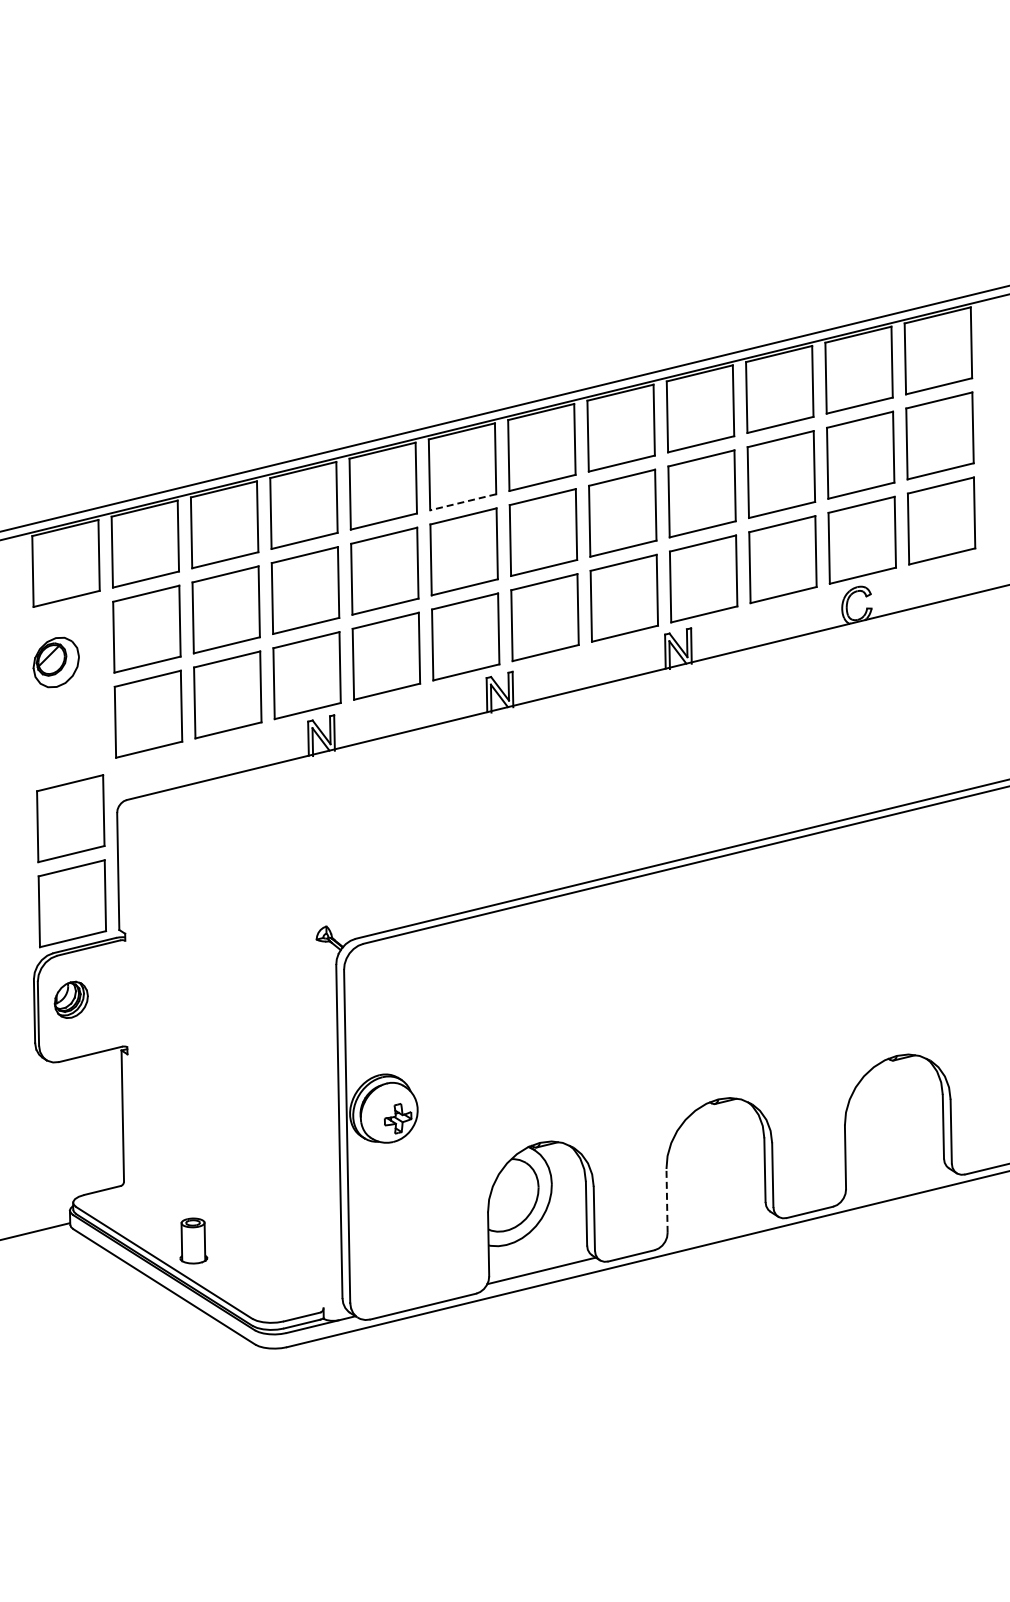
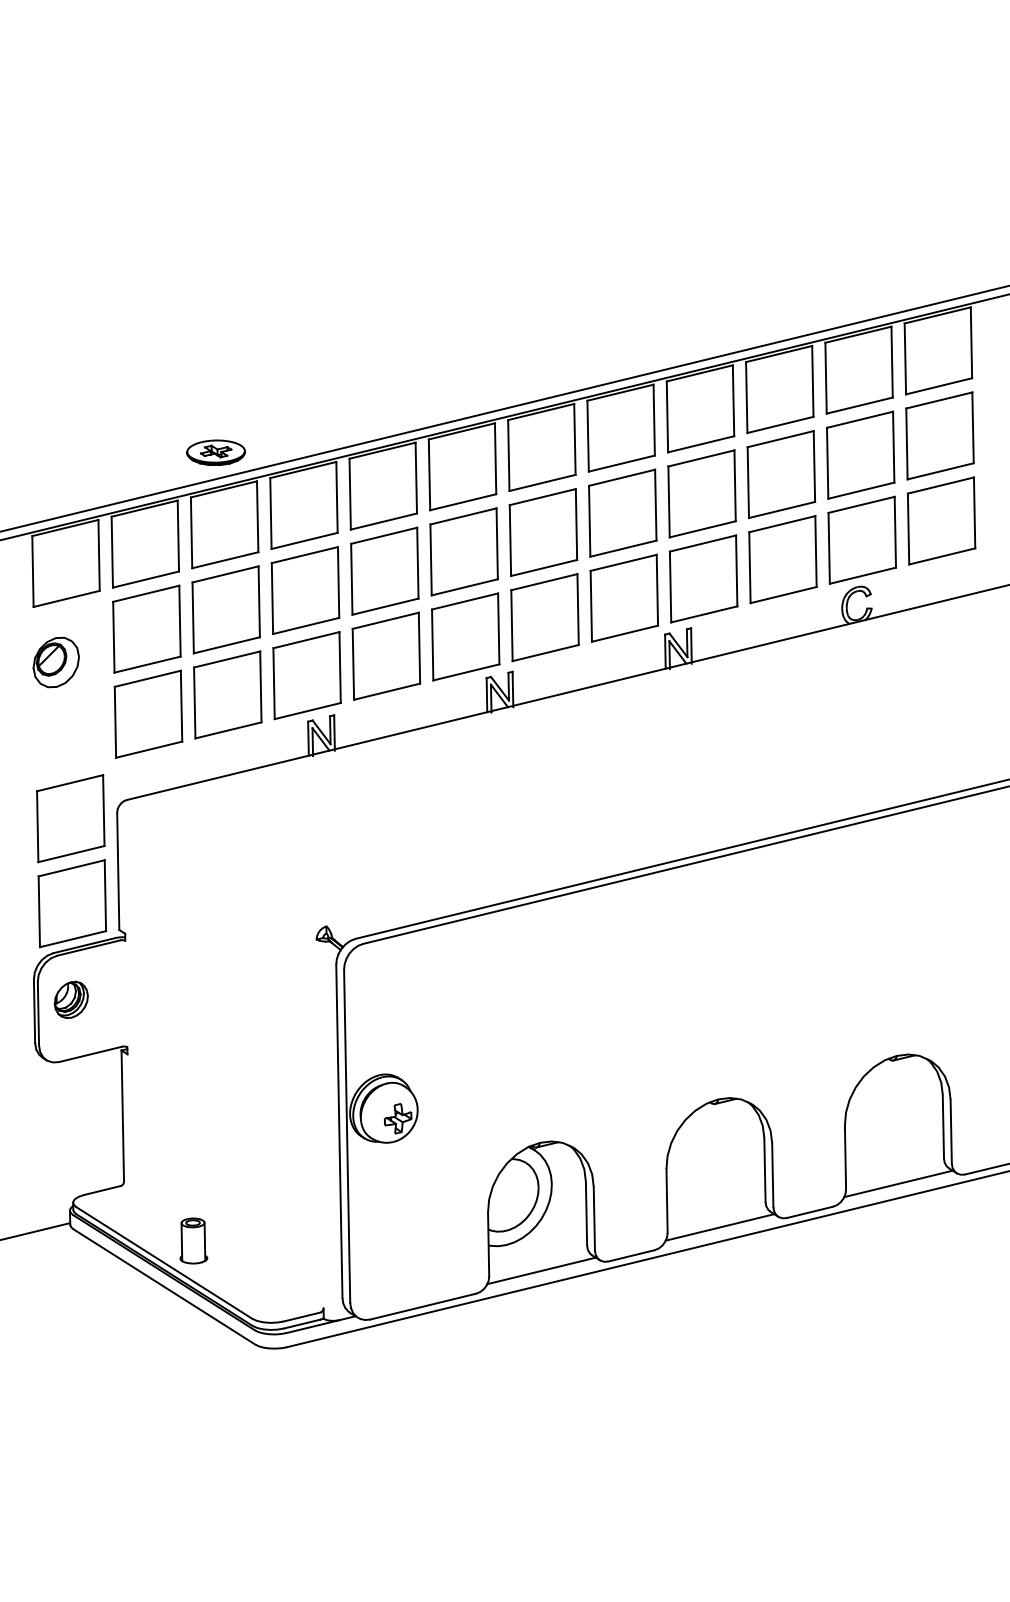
part: none -> present (215, 452)
line: dashed -> solid (463, 502)
line: none -> present (898, 1183)
line: dashed -> solid (667, 1200)
line: none -> present (719, 1227)
